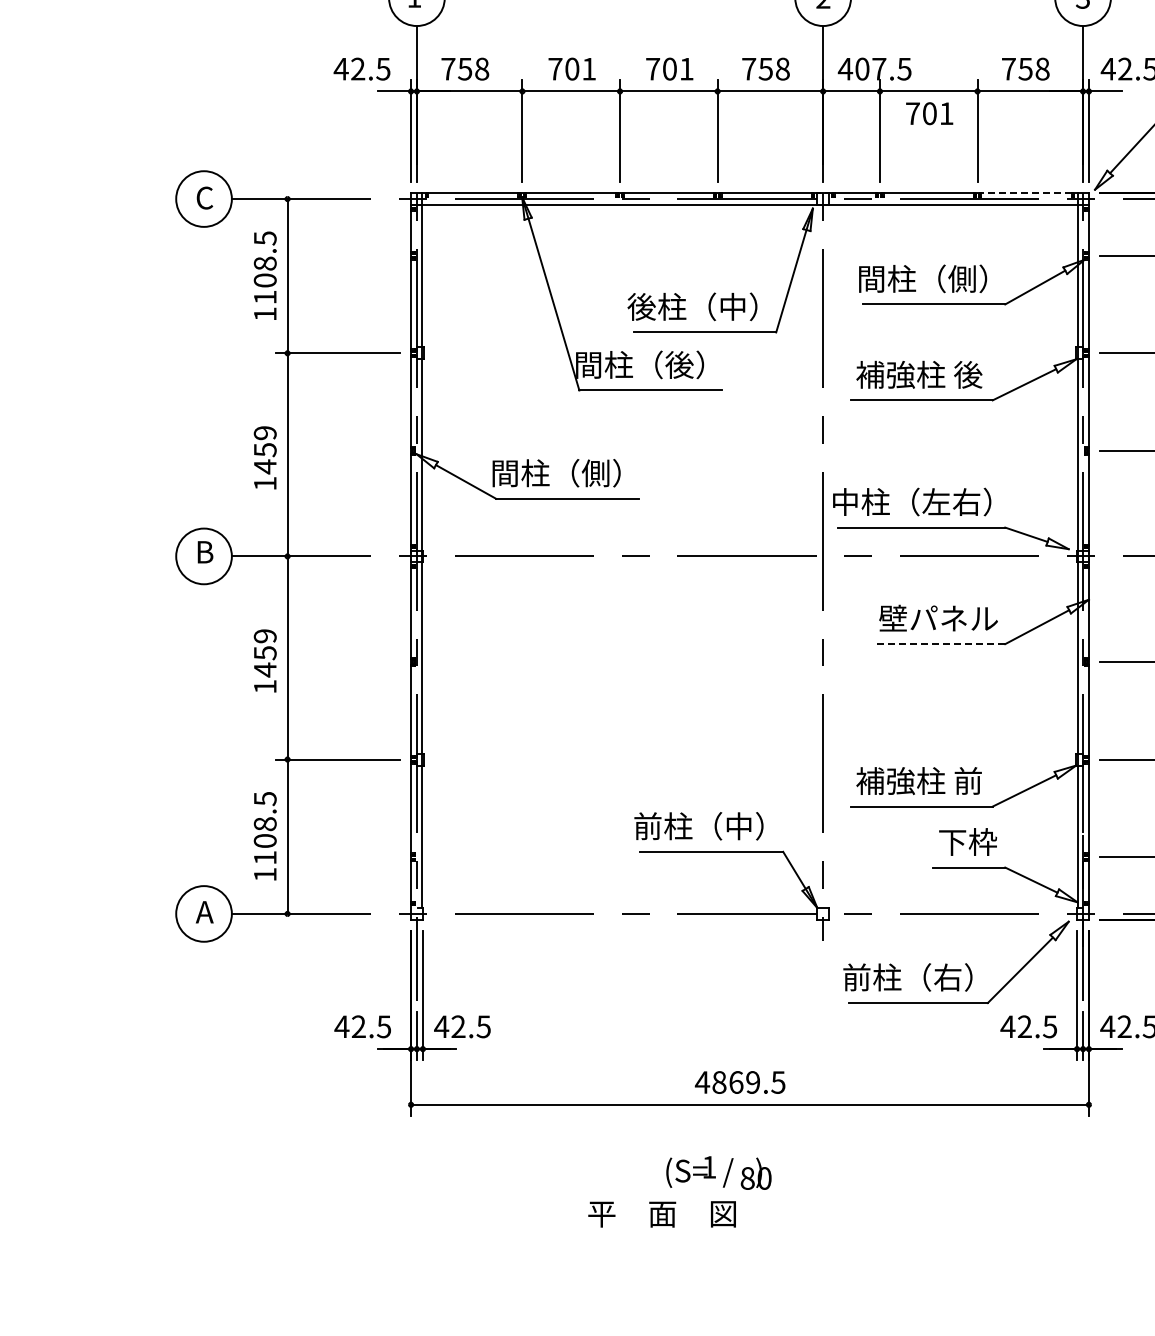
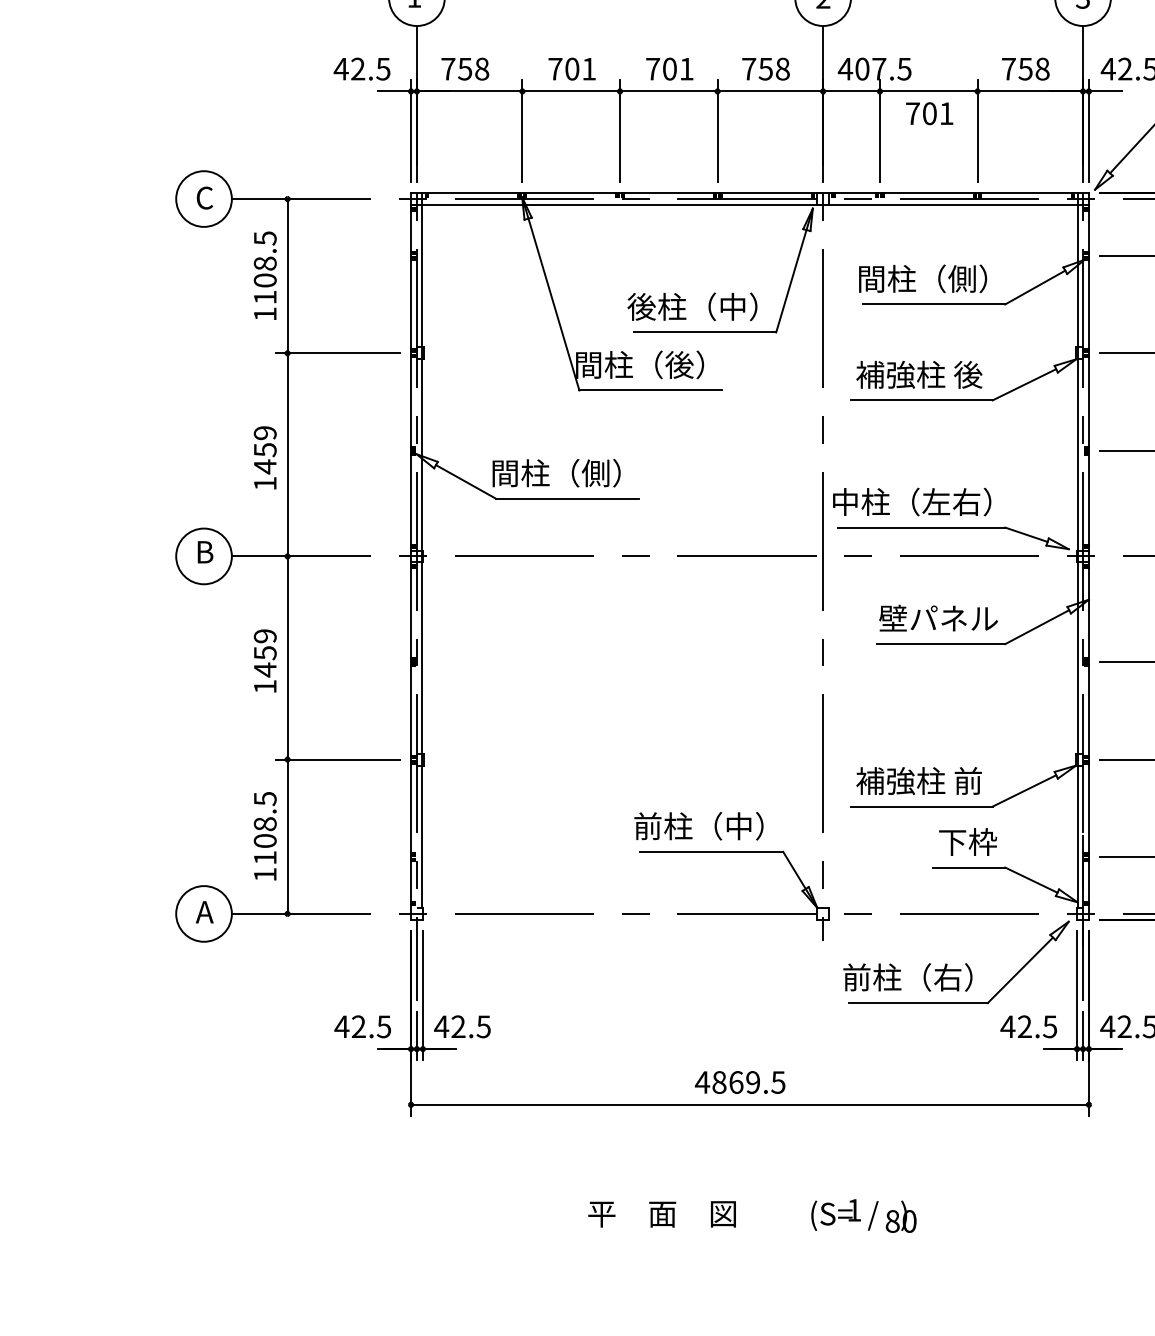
line: dashed -> solid (1025, 193)
line: dashed -> solid (941, 644)
text position: (718, 1172) -> (863, 1215) (863, 1215)
